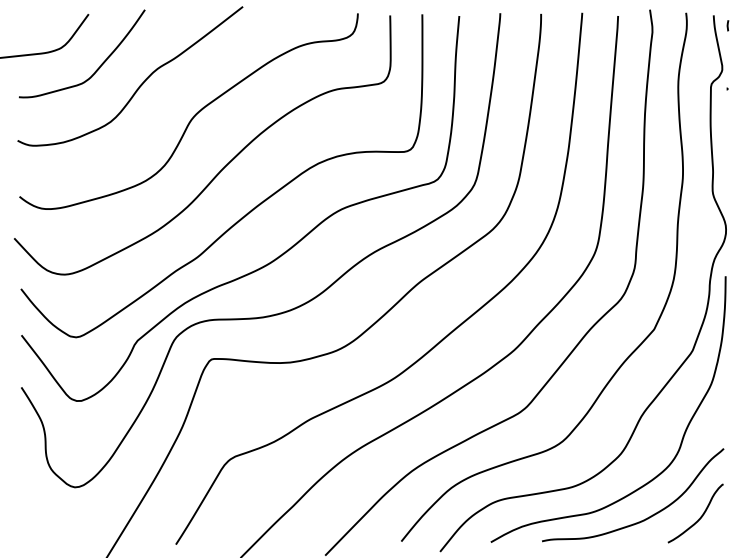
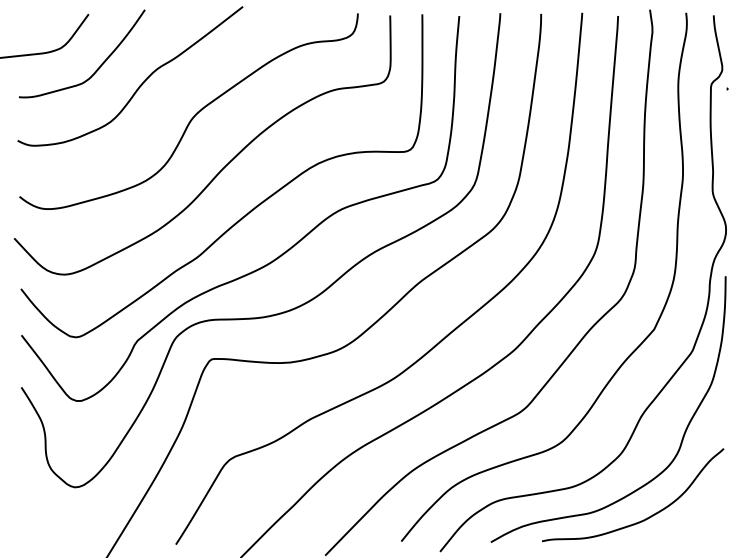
curve: present -> none (727, 25)
curve: present -> none (699, 517)
